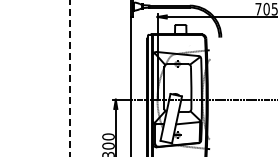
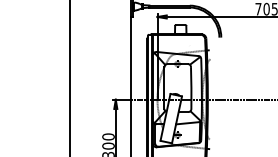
line: dashed -> solid (69, 78)
